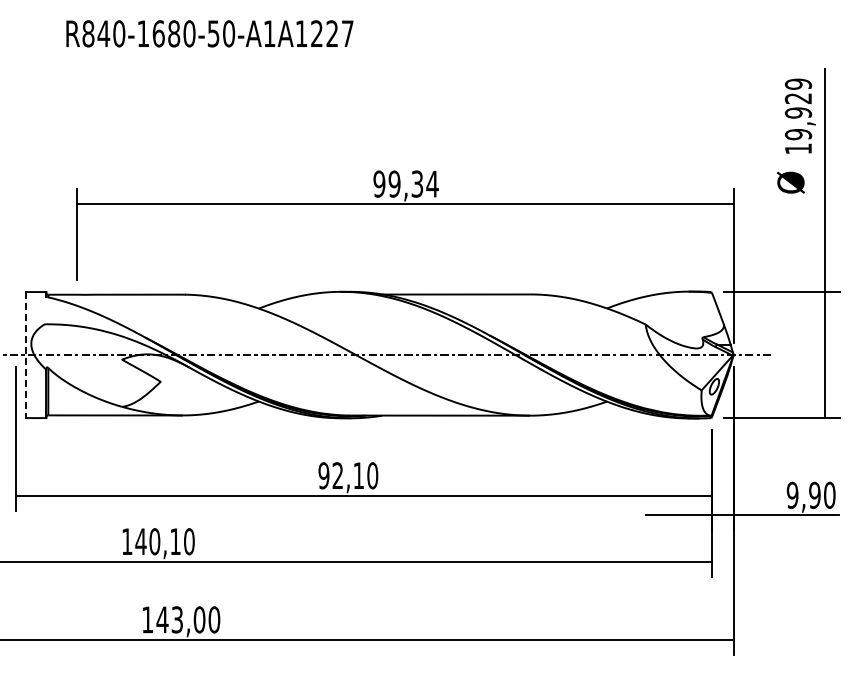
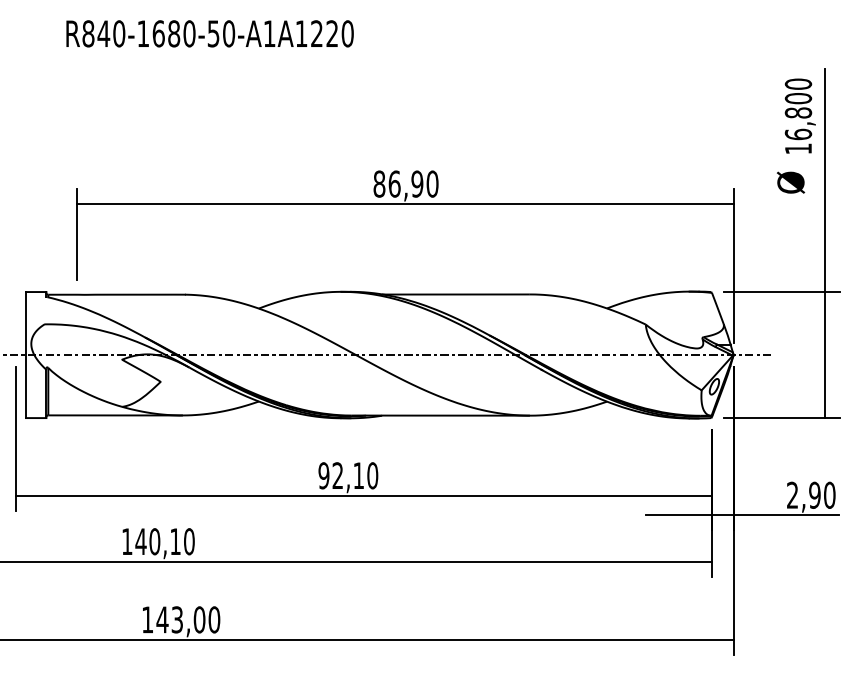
text: R840-1680-50-A1A1227 -> R840-1680-50-A1A1220 (347, 33)
text: 19,929 -> 16,800 (798, 109)
text: 99,34 -> 86,90 (405, 183)
line: dashed -> solid (25, 355)
text: 9,90 -> 2,90 (792, 494)
